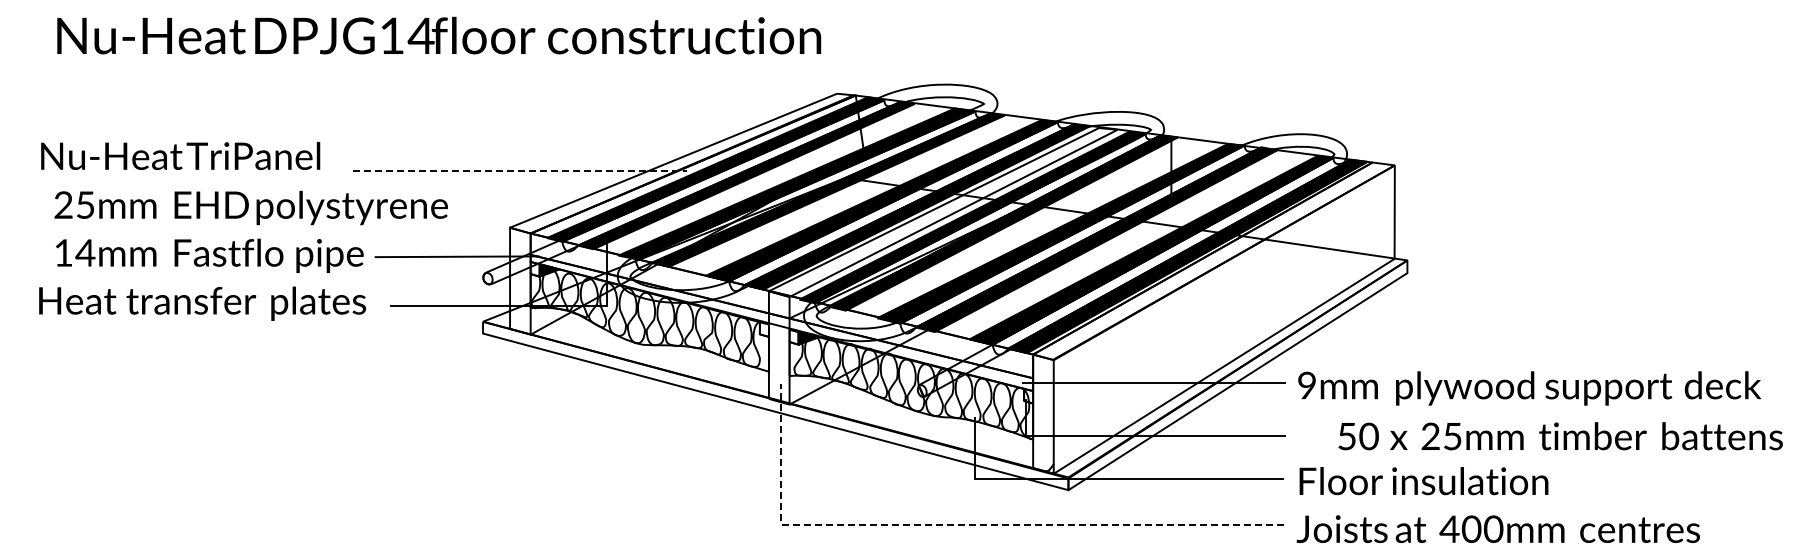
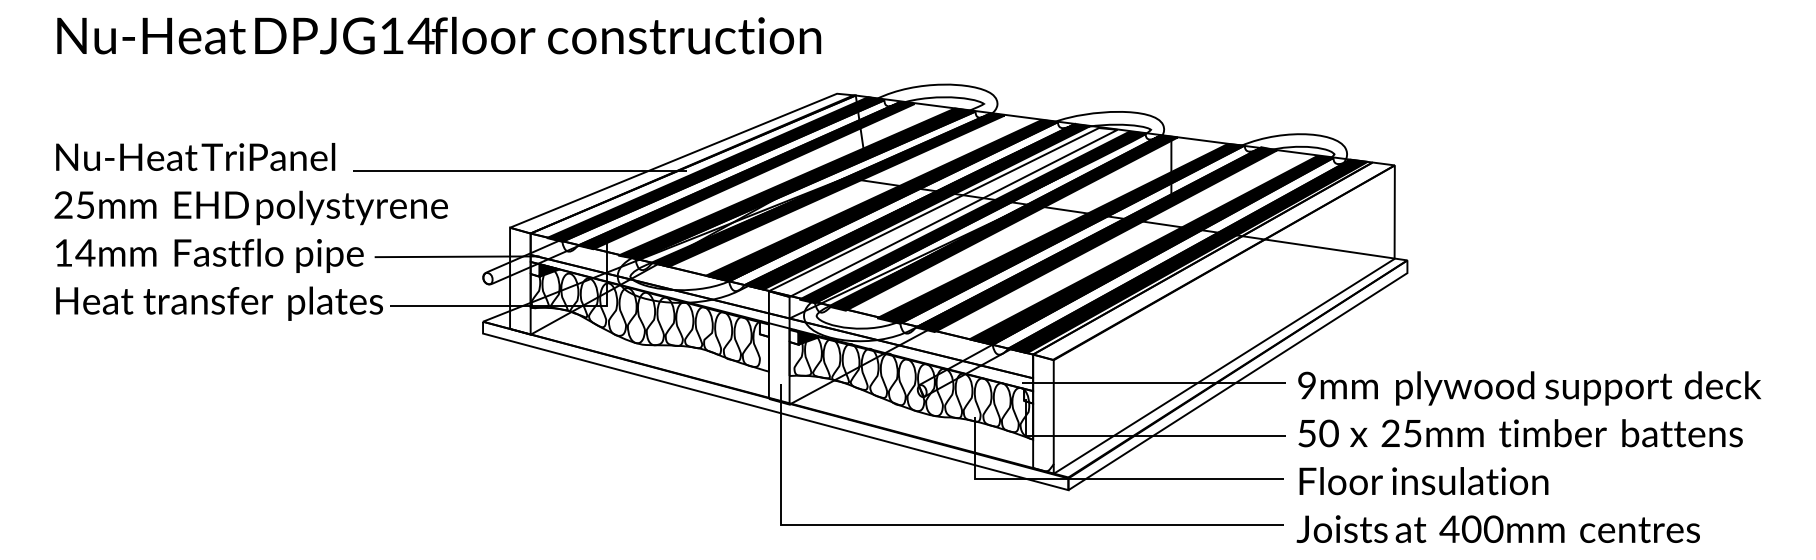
text position: (180, 155) -> (195, 156) (195, 156)
line: dashed -> solid (520, 170)
text position: (202, 303) -> (219, 303) (219, 303)
text position: (1560, 436) -> (1520, 433) (1520, 433)
line: dashed -> solid (960, 525)
